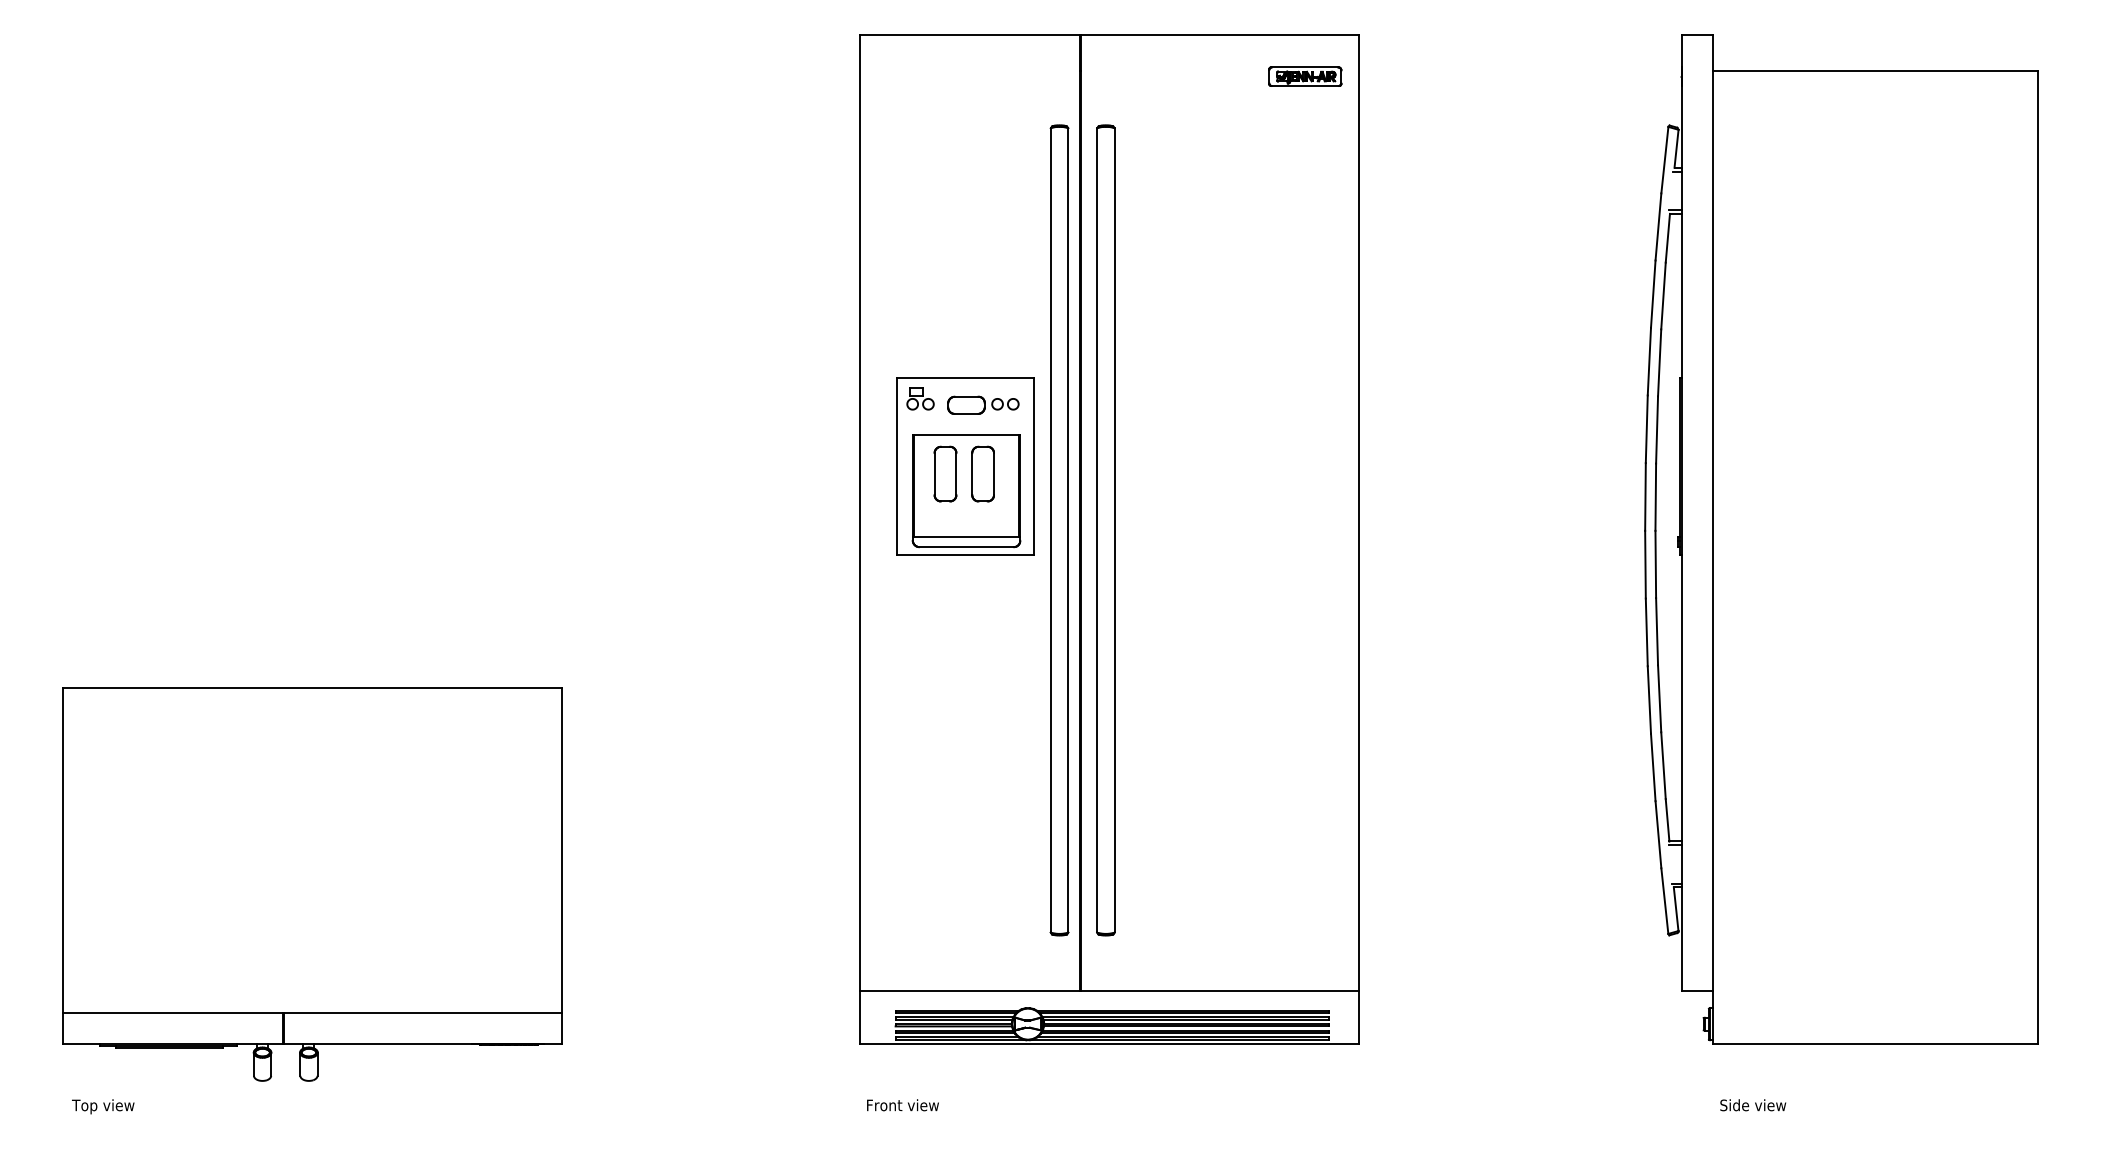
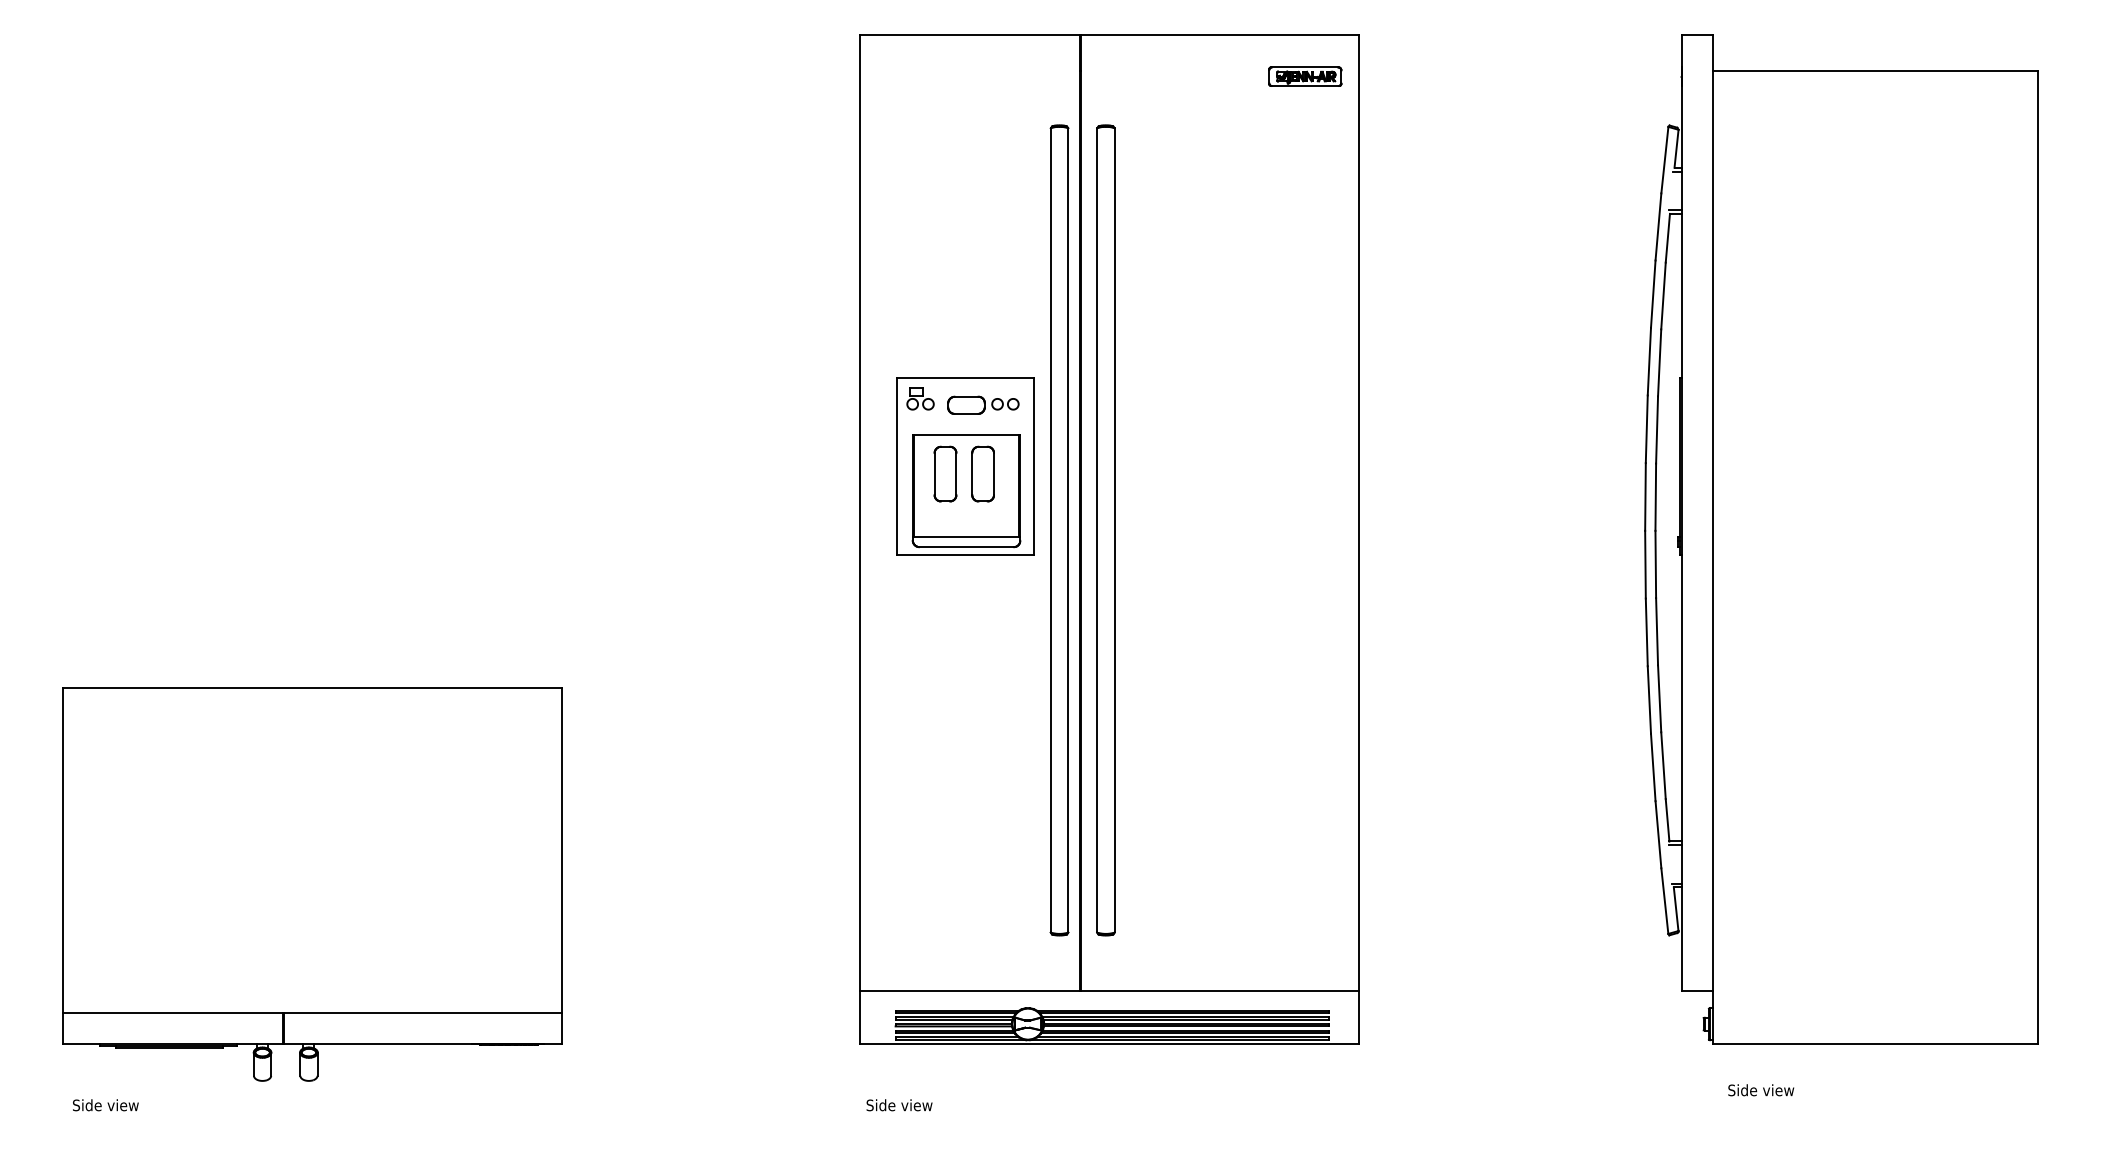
text: Front view -> Side view (902, 1105)
text position: (1753, 1105) -> (1761, 1090) (1761, 1090)
text: Top view -> Side view (105, 1106)
